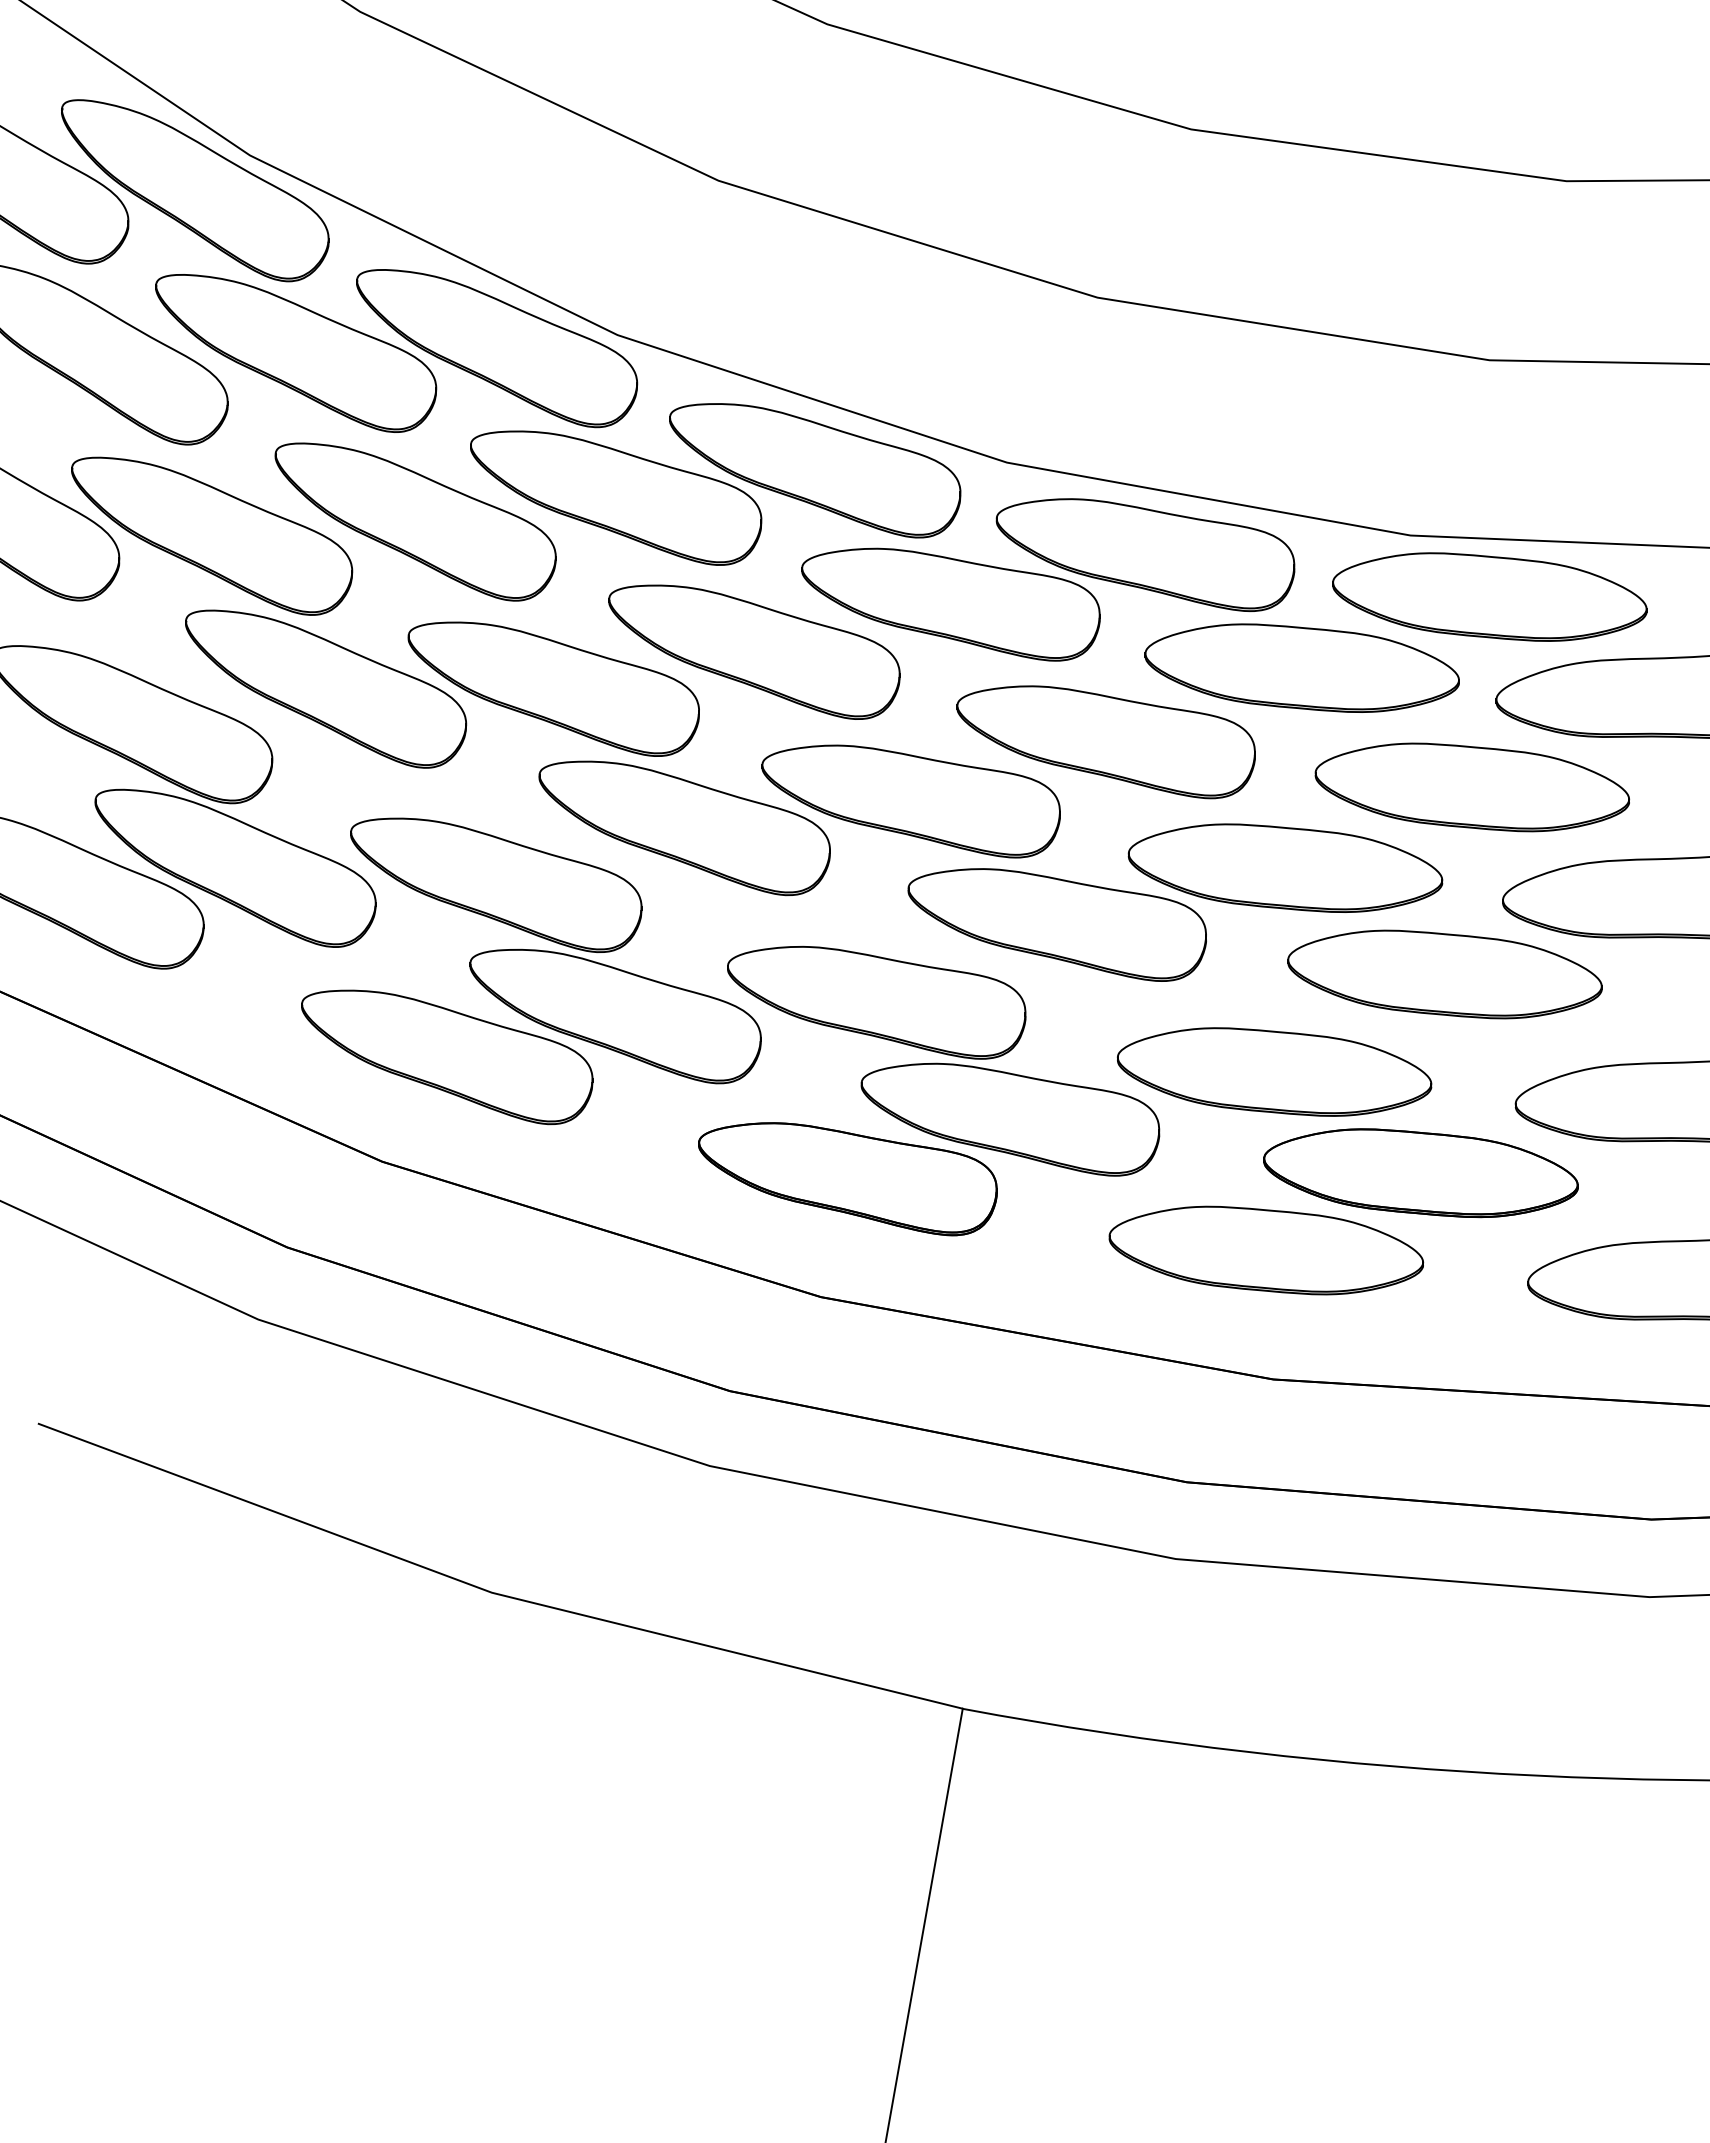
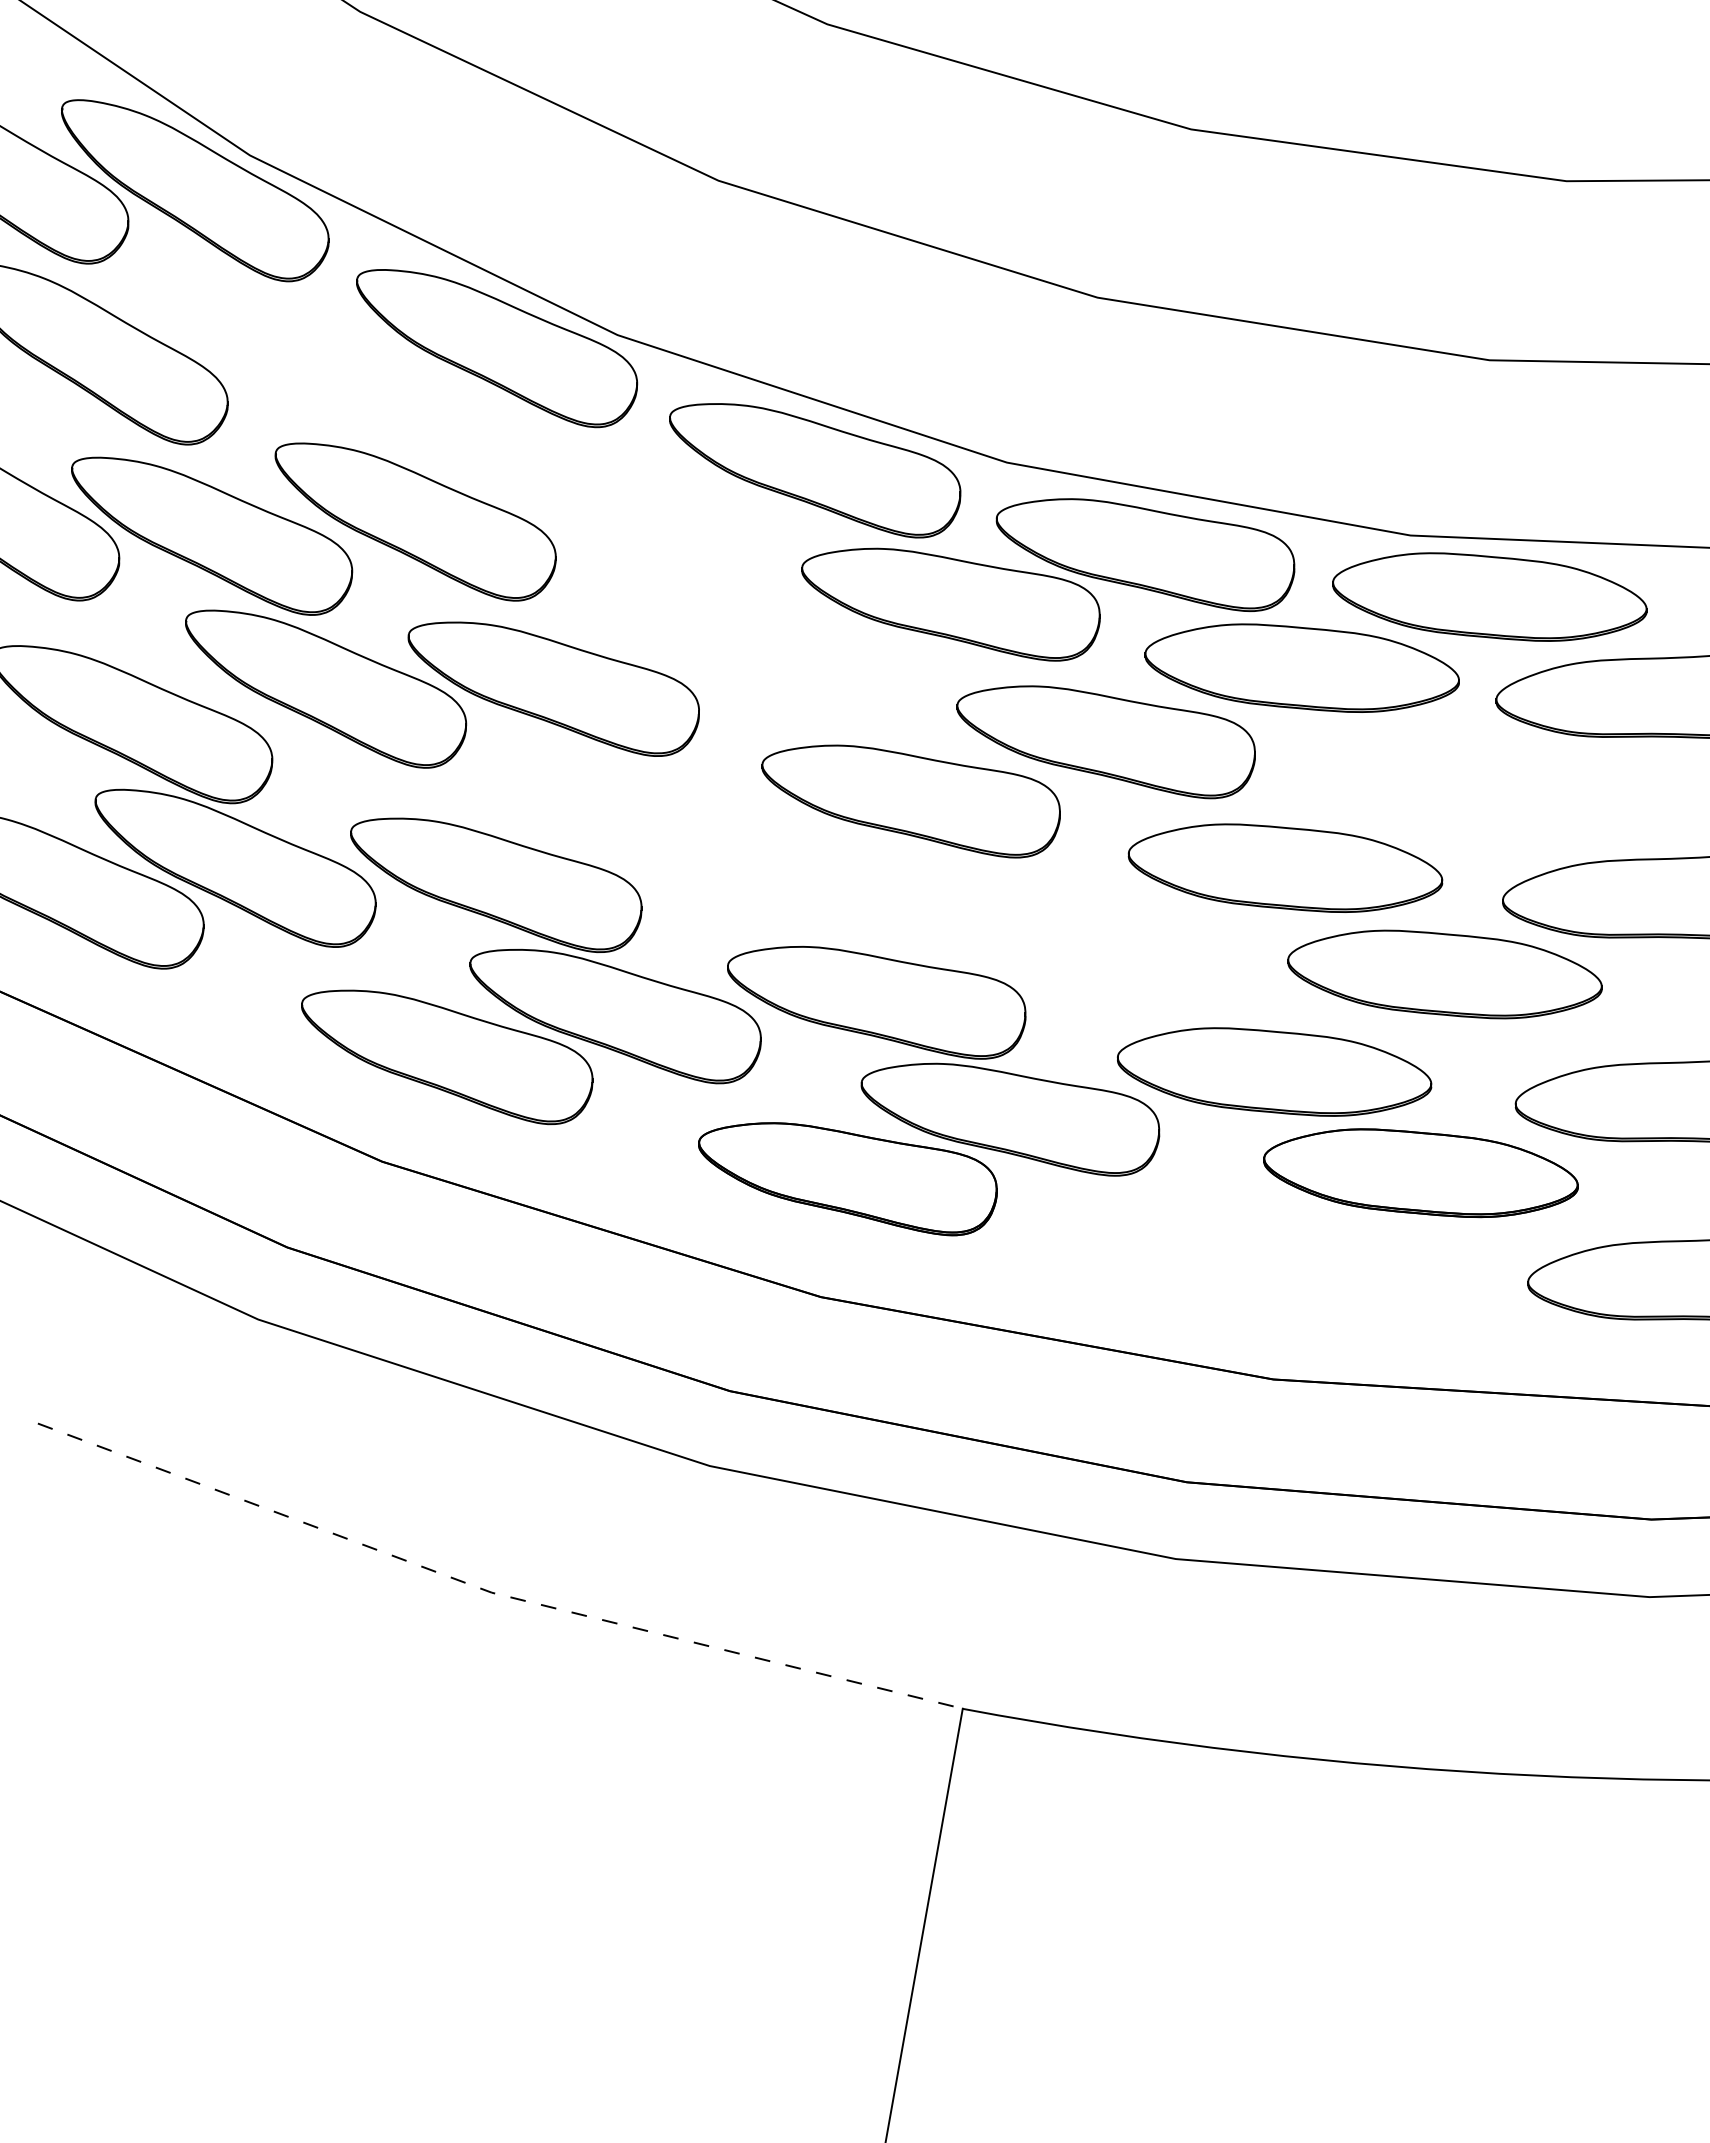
part: present -> none (296, 353)
part: present -> none (616, 497)
part: present -> none (754, 651)
part: present -> none (1471, 787)
part: present -> none (684, 828)
part: present -> none (1056, 924)
part: present -> none (1266, 1250)
line: solid -> dashed (491, 1592)
